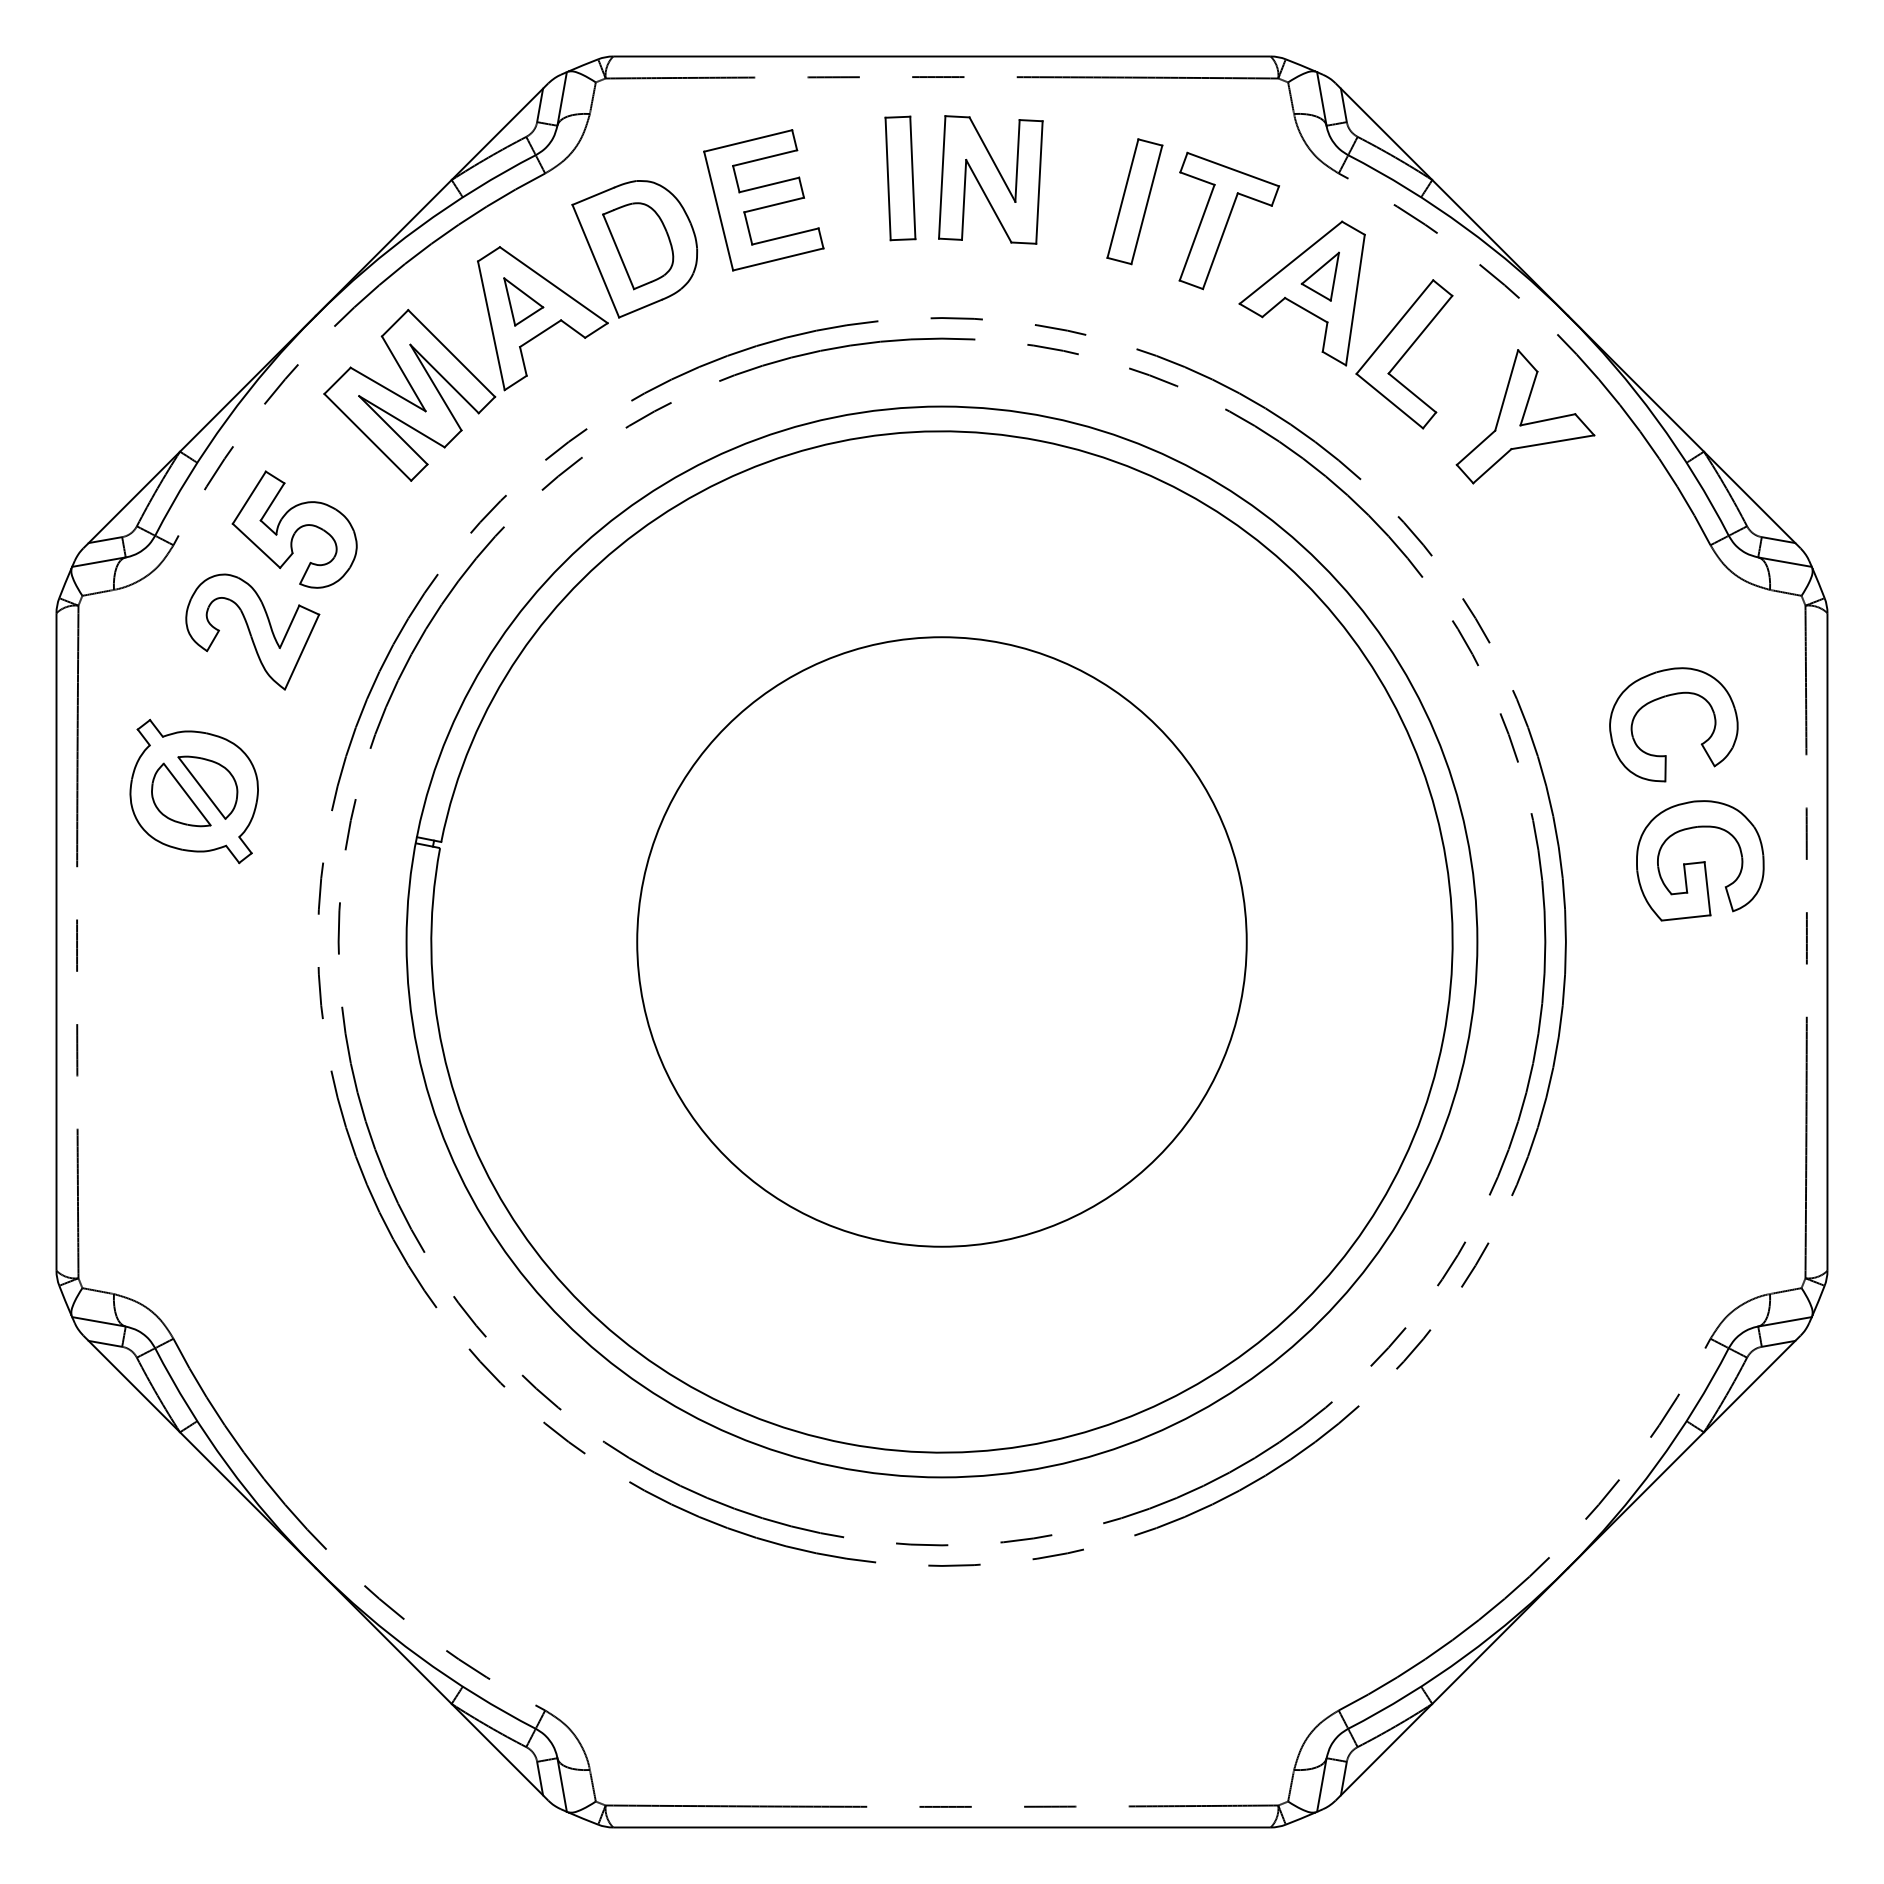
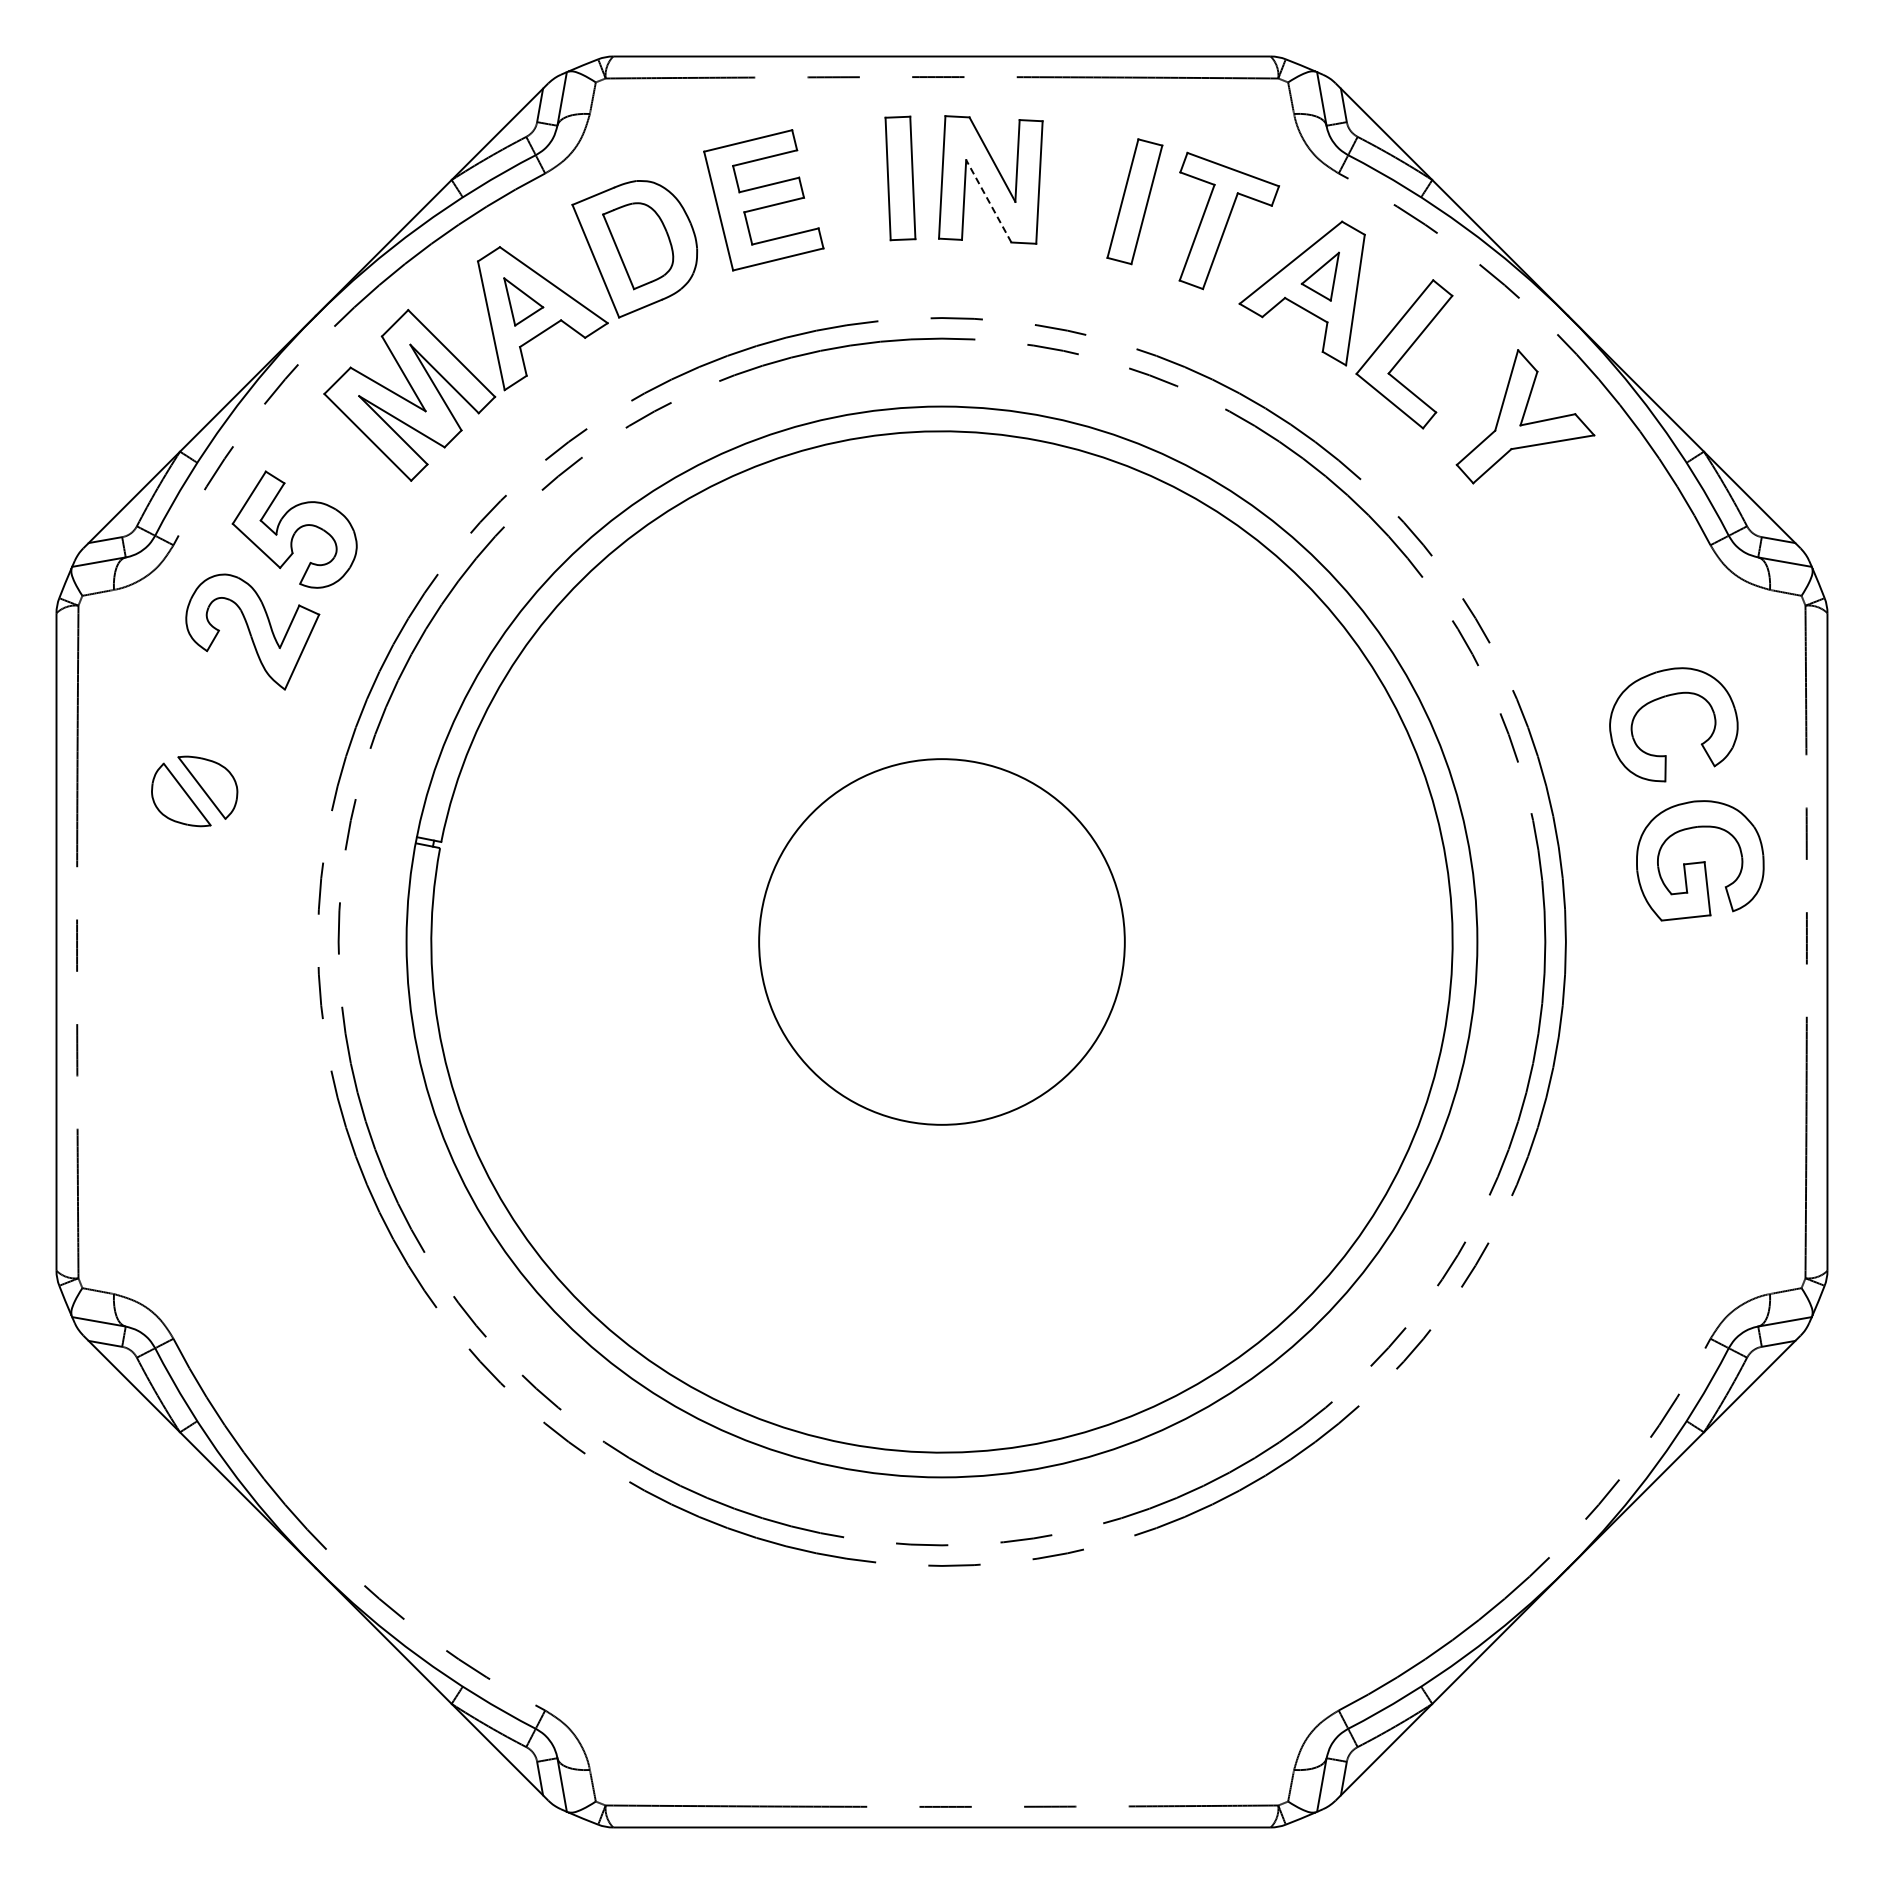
line: solid -> dashed (988, 200)
part: present -> none (193, 791)
circle diameter: 610 px -> 366 px (941, 941)
